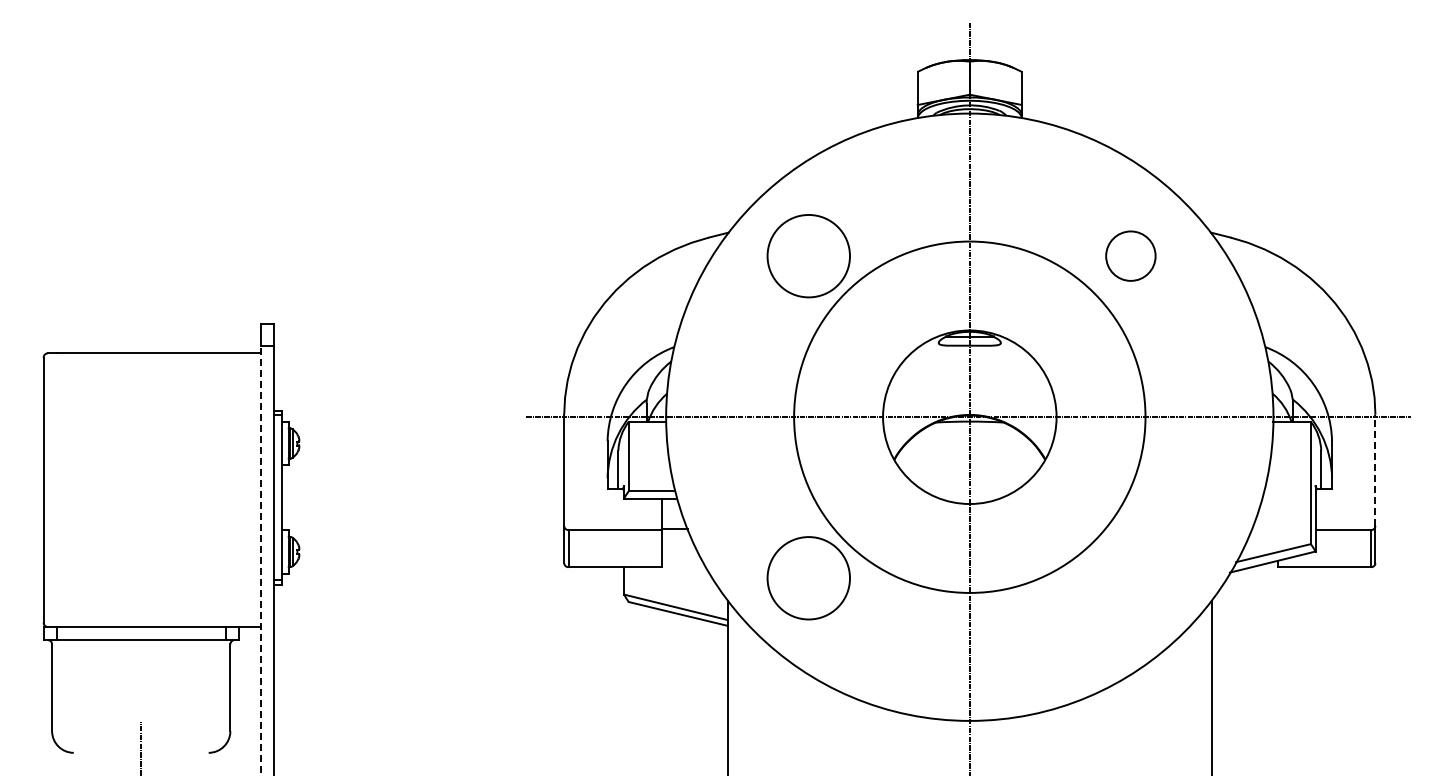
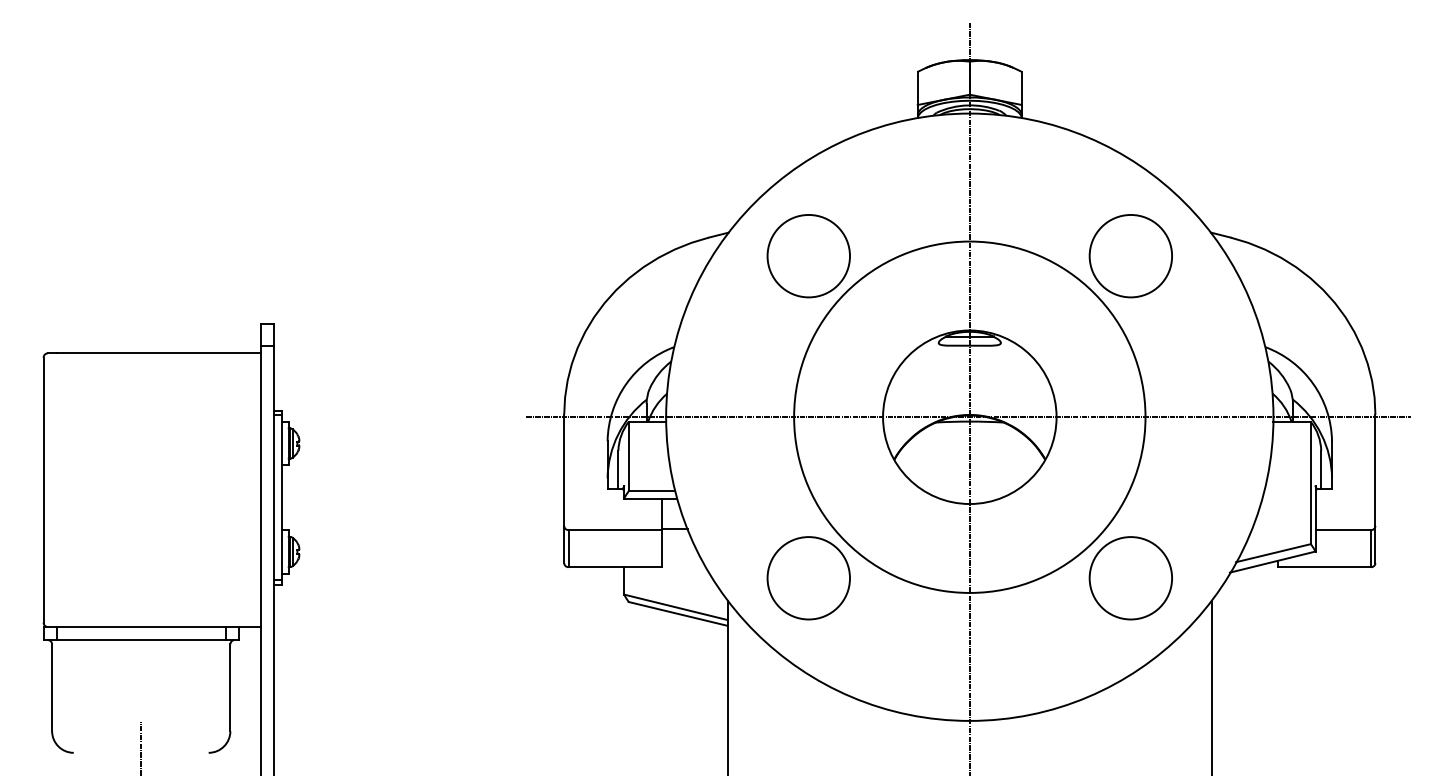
circle diameter: 49 px -> 82 px (1130, 255)
line: dashed -> solid (1375, 470)
line: dashed -> solid (260, 560)
circle: none -> present (1130, 578)
